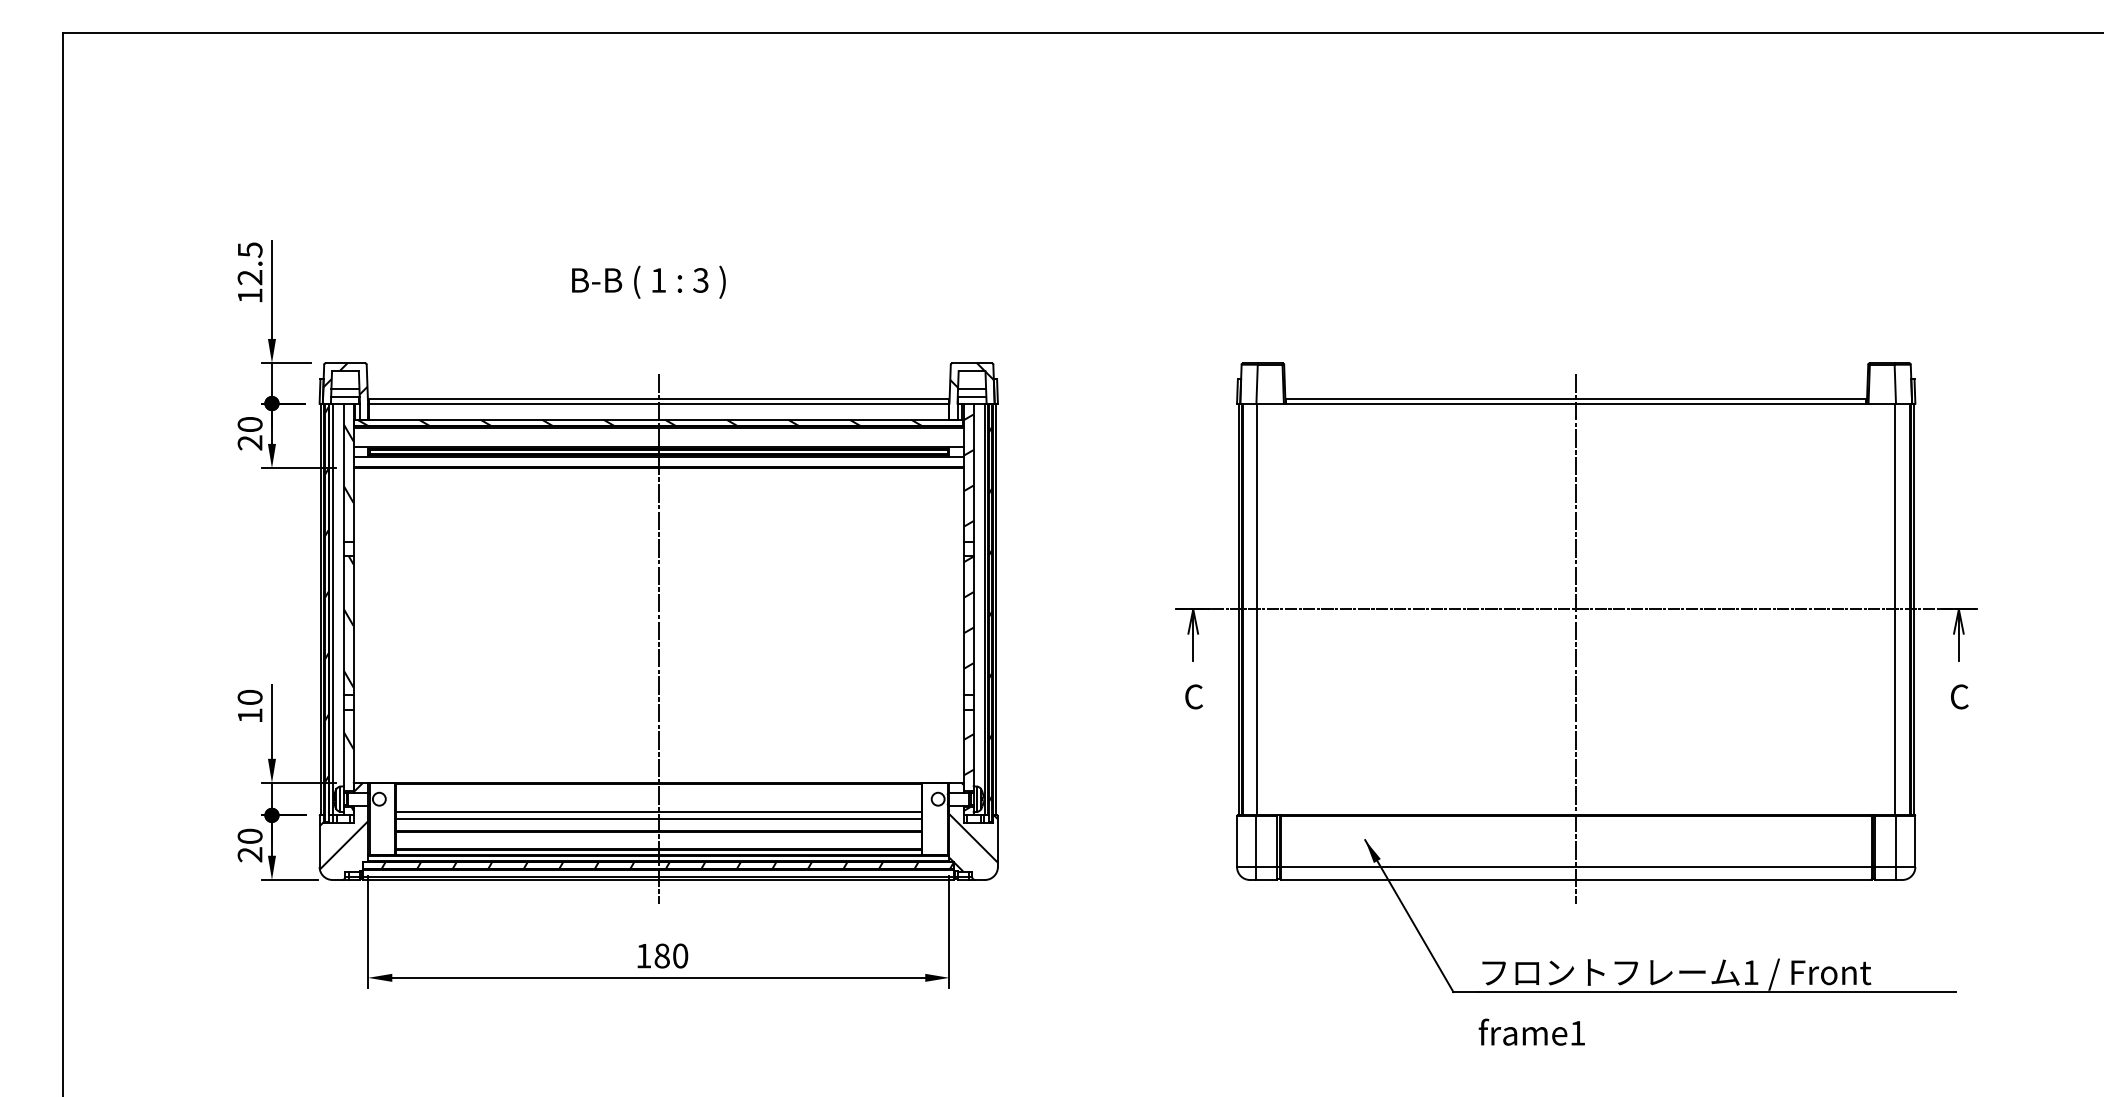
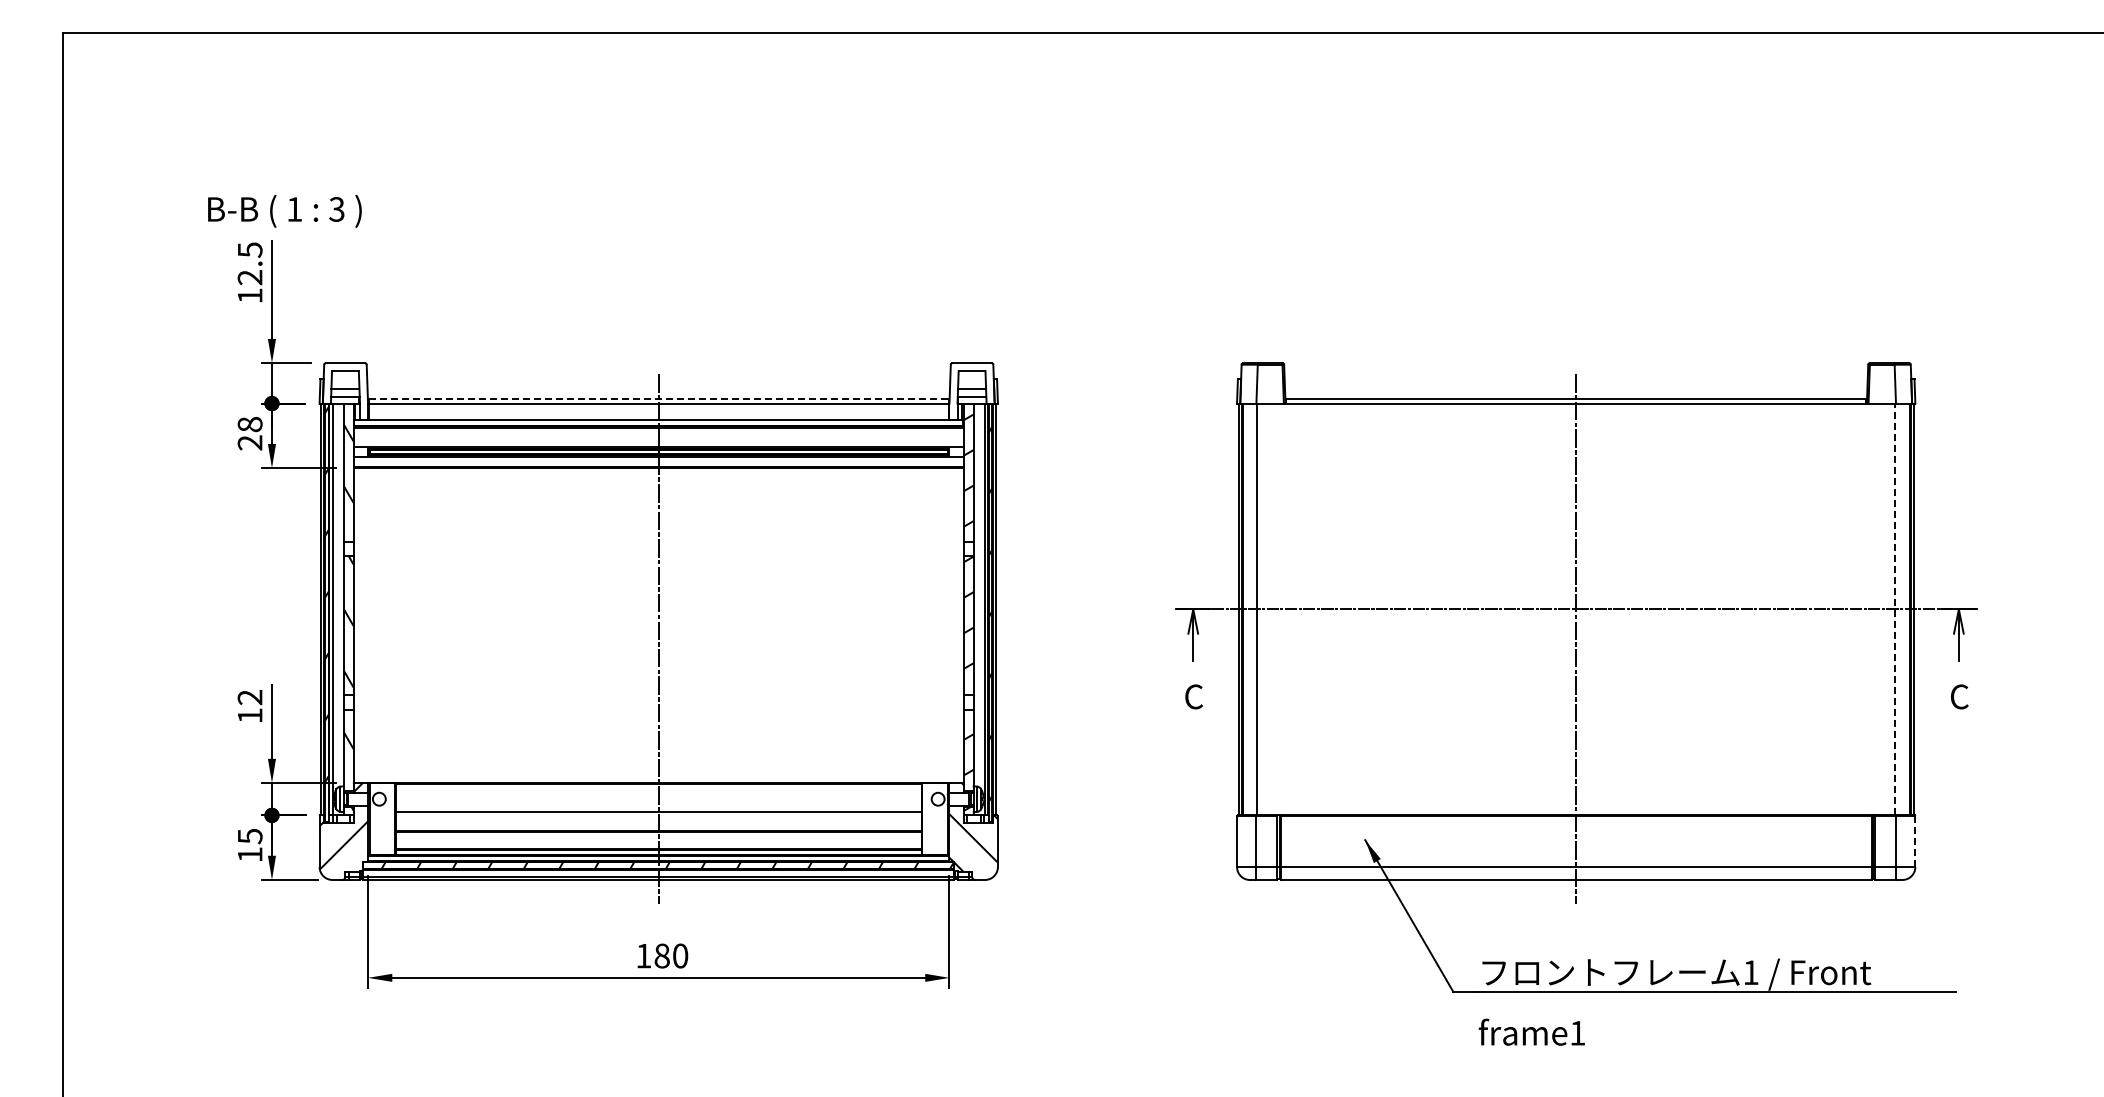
text position: (648, 281) -> (284, 210) (284, 210)
hatch: present -> none (971, 375)
hatch: present -> none (345, 378)
line: solid -> dashed (658, 398)
hatch: present -> none (639, 422)
text: 20 -> 28 (250, 424)
line: solid -> dashed (1895, 609)
text: 10 -> 12 (249, 697)
line: present -> none (658, 818)
line: solid -> dashed (1915, 841)
text: 20 -> 15 (249, 845)
